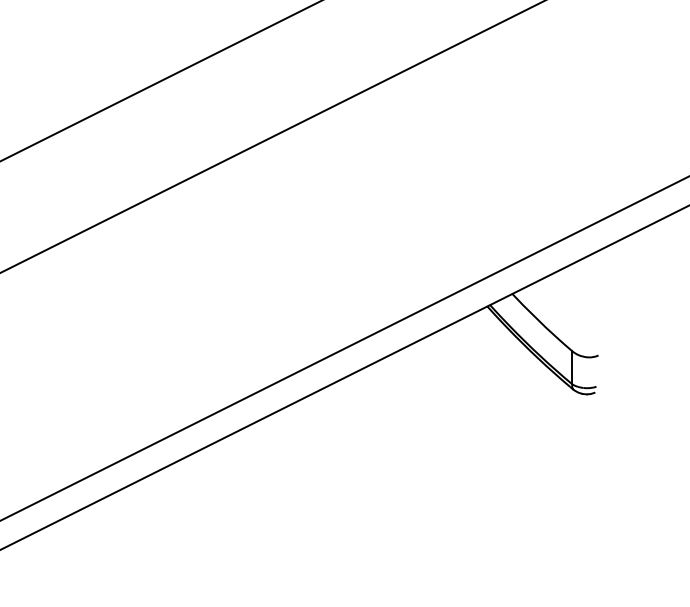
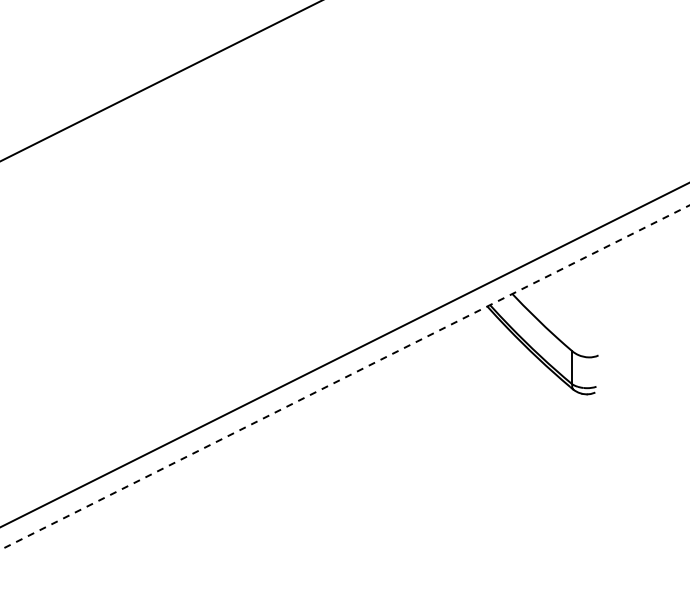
line: present -> none (271, 137)
line position: (344, 348) -> (344, 355) (344, 355)
line: solid -> dashed (344, 377)
